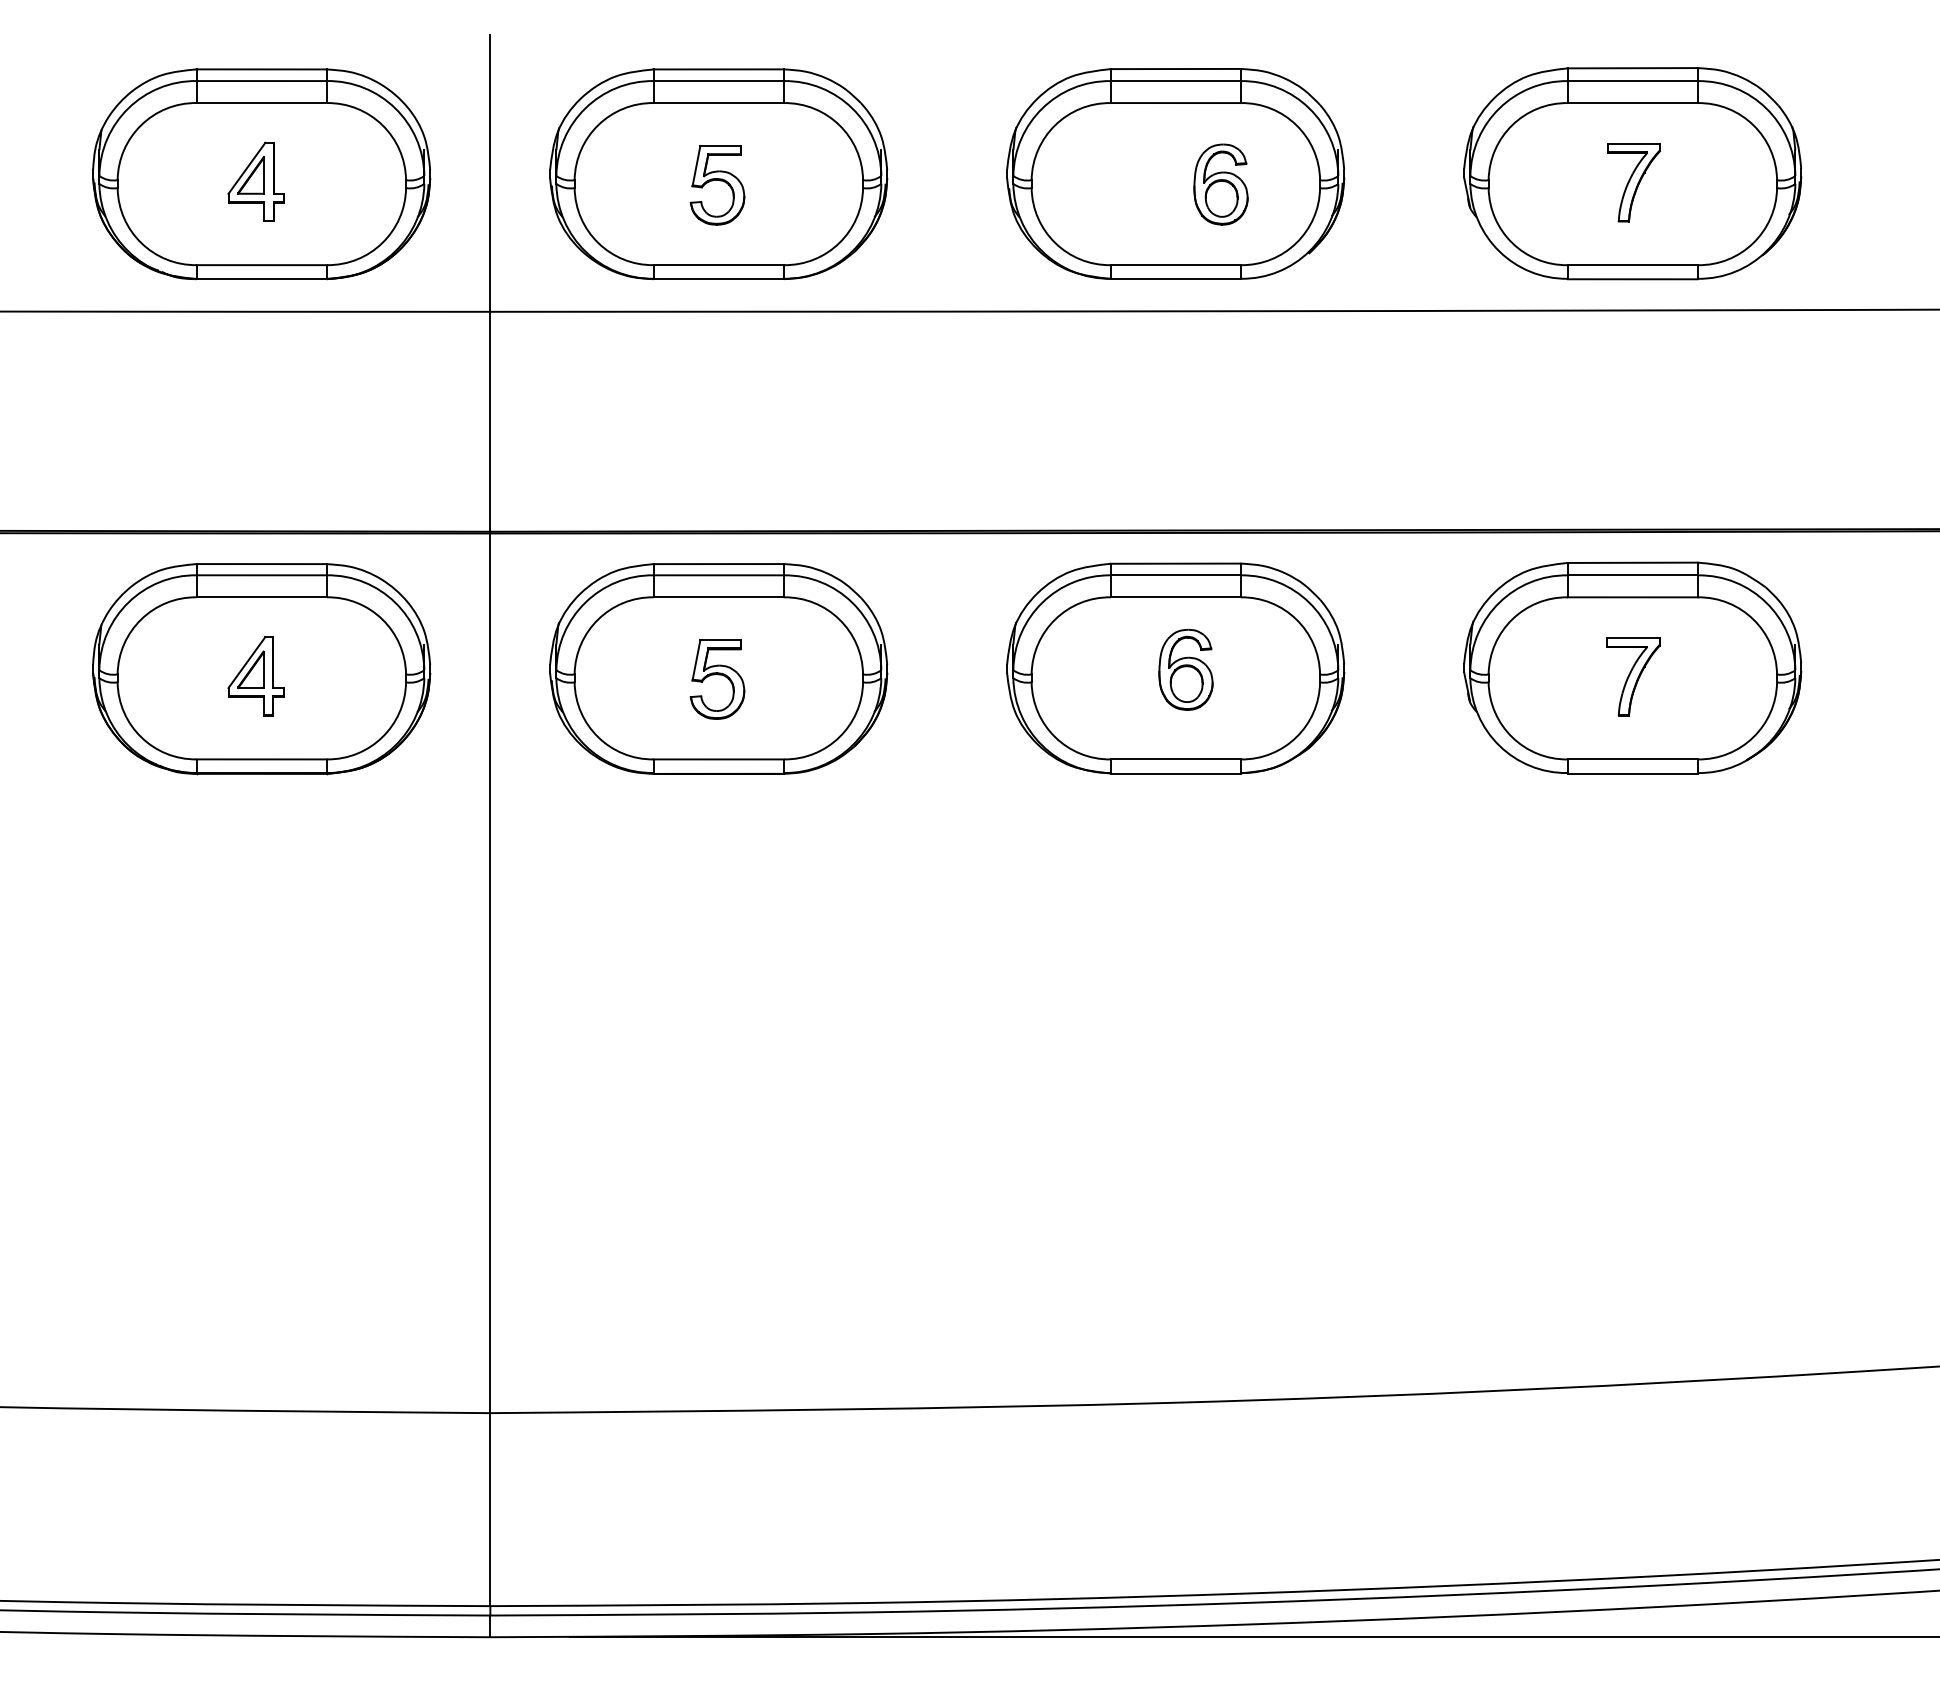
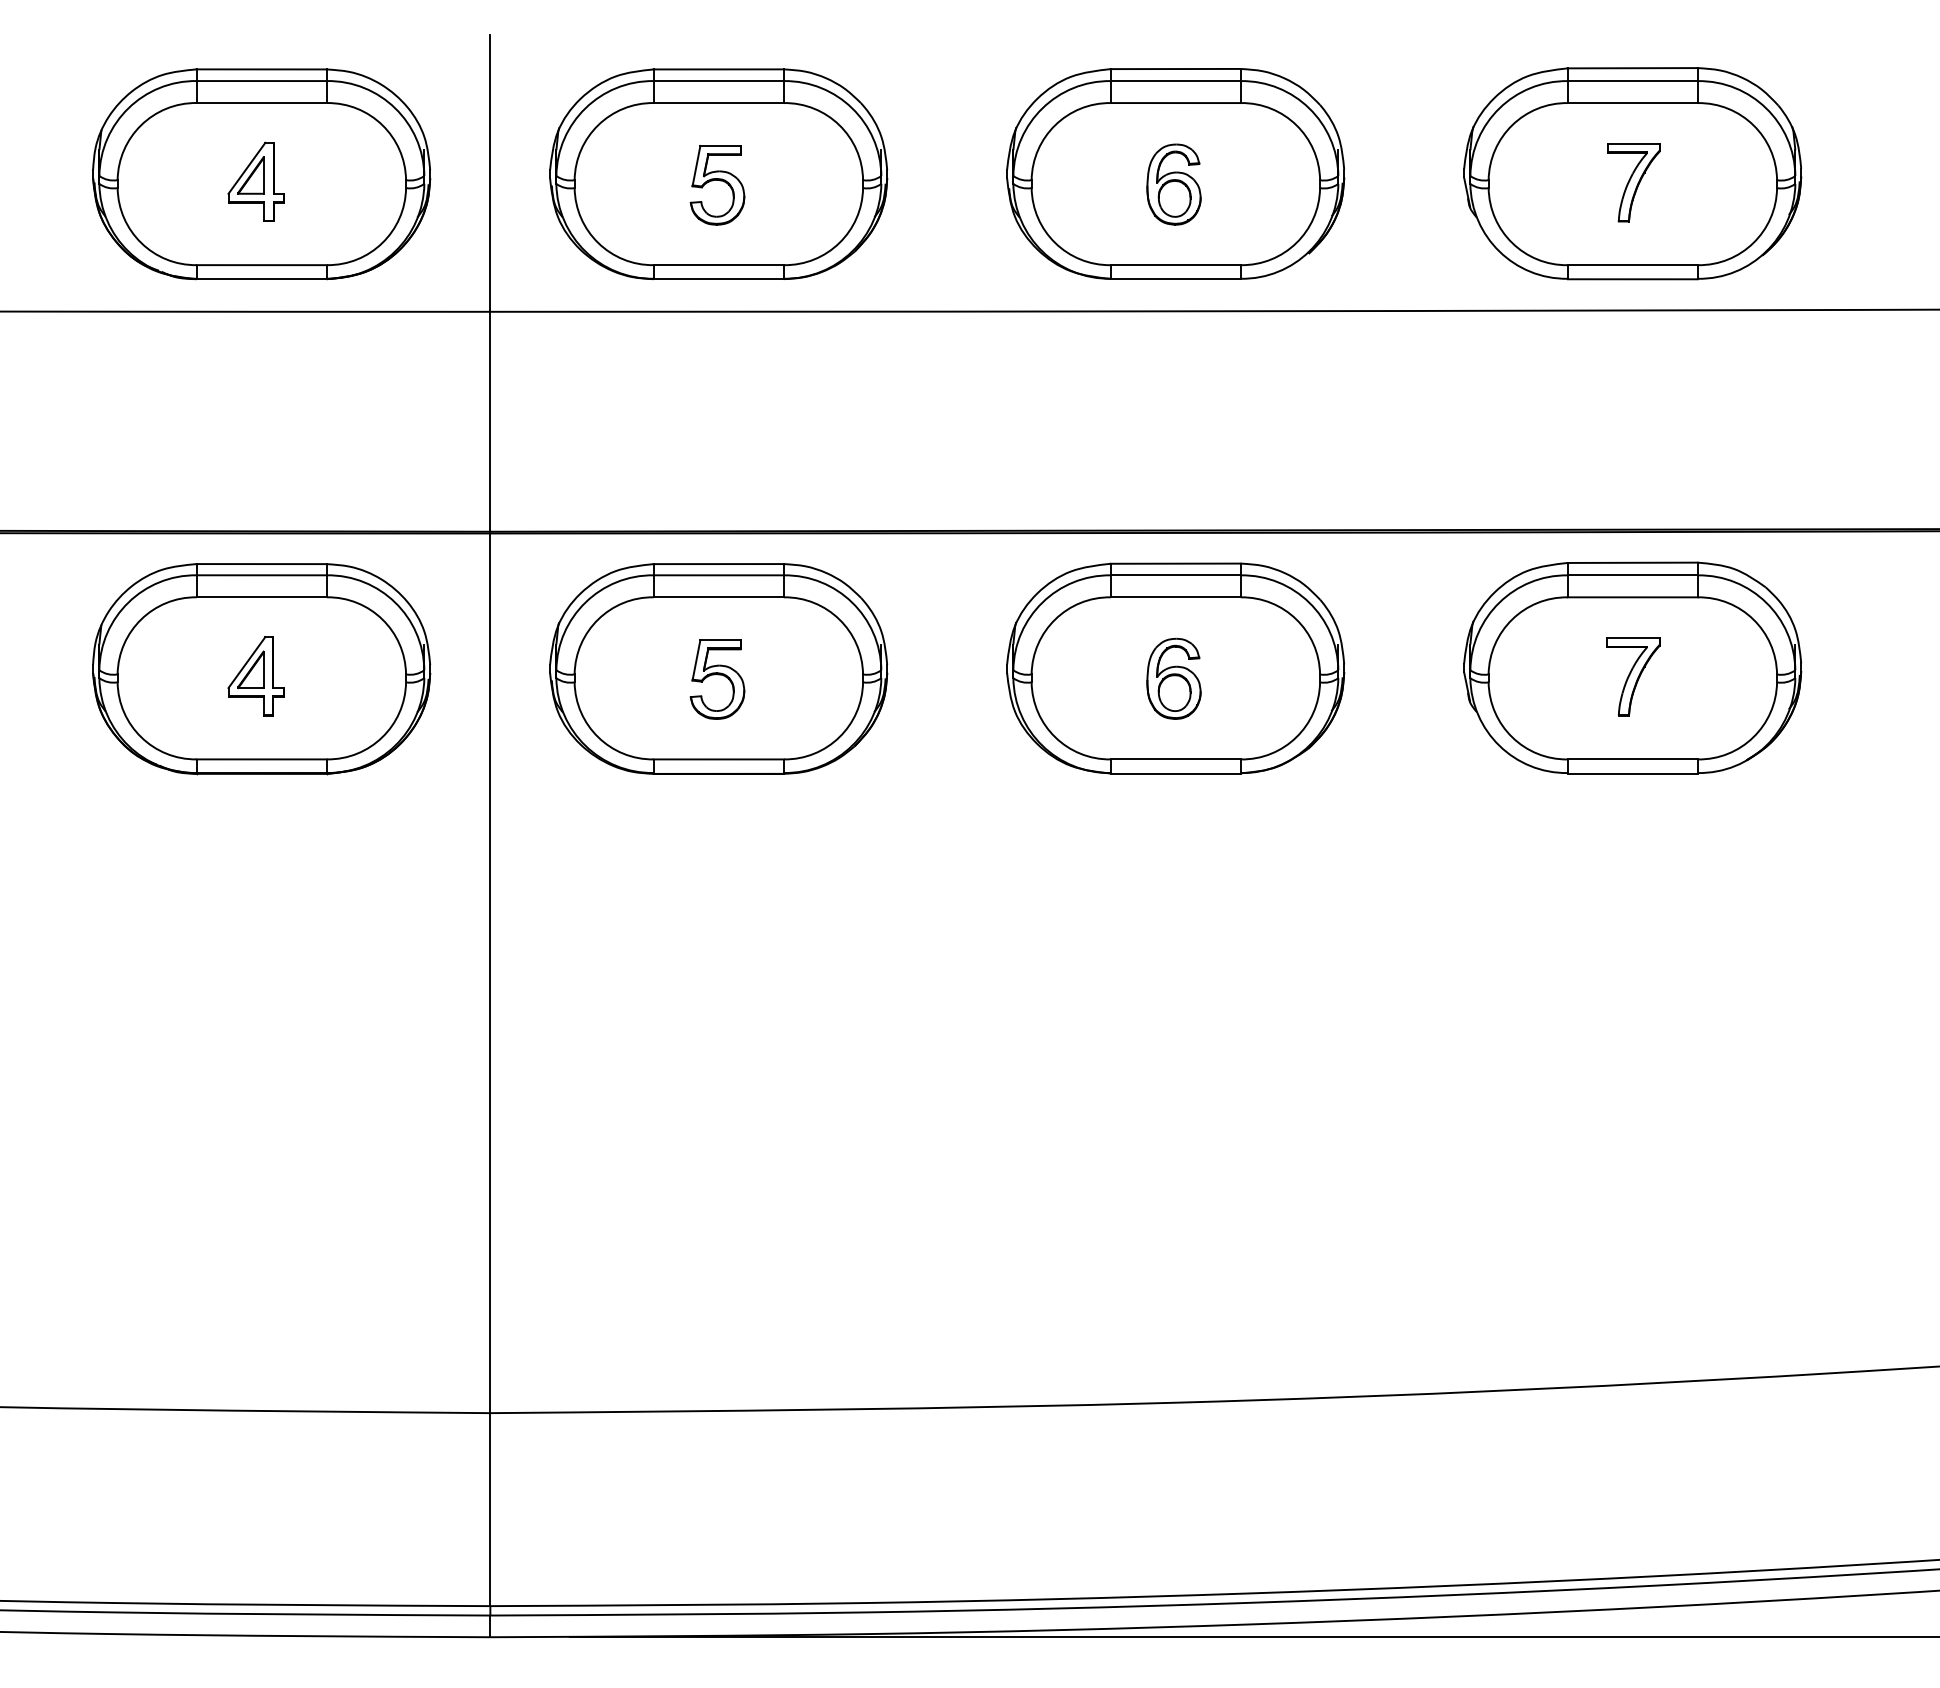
part position: (1220, 184) -> (1173, 184) (1173, 184)
part position: (1185, 669) -> (1173, 678) (1173, 678)
